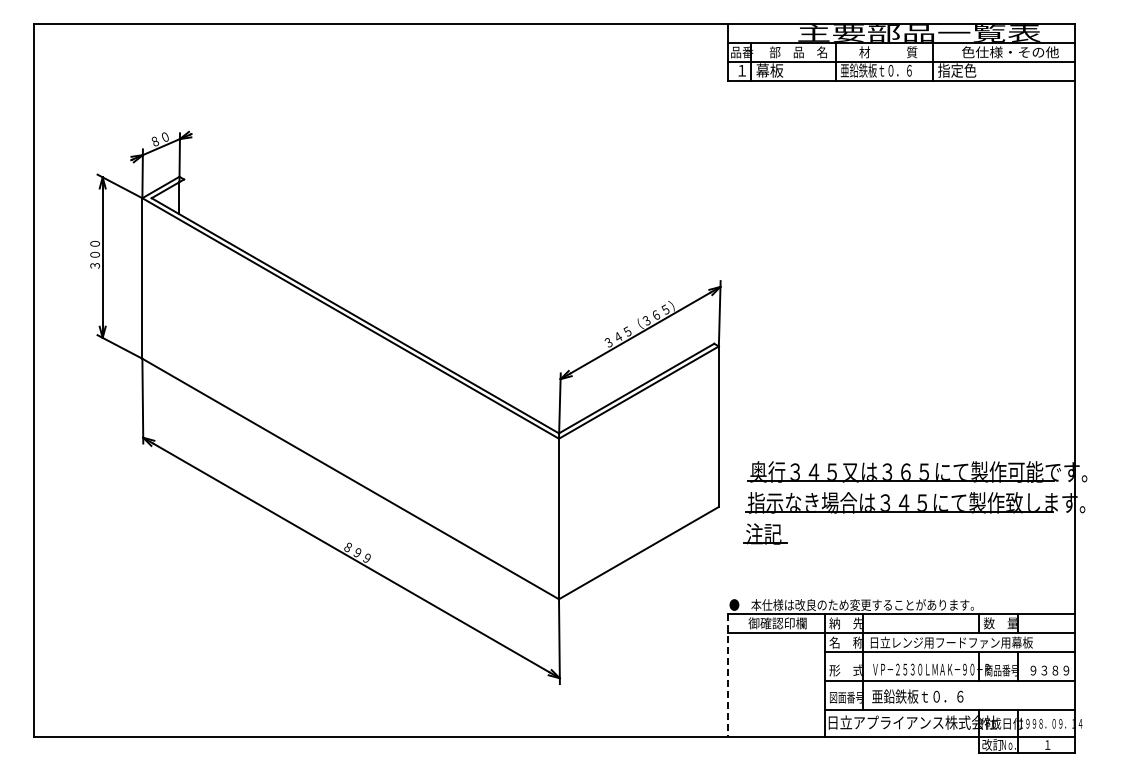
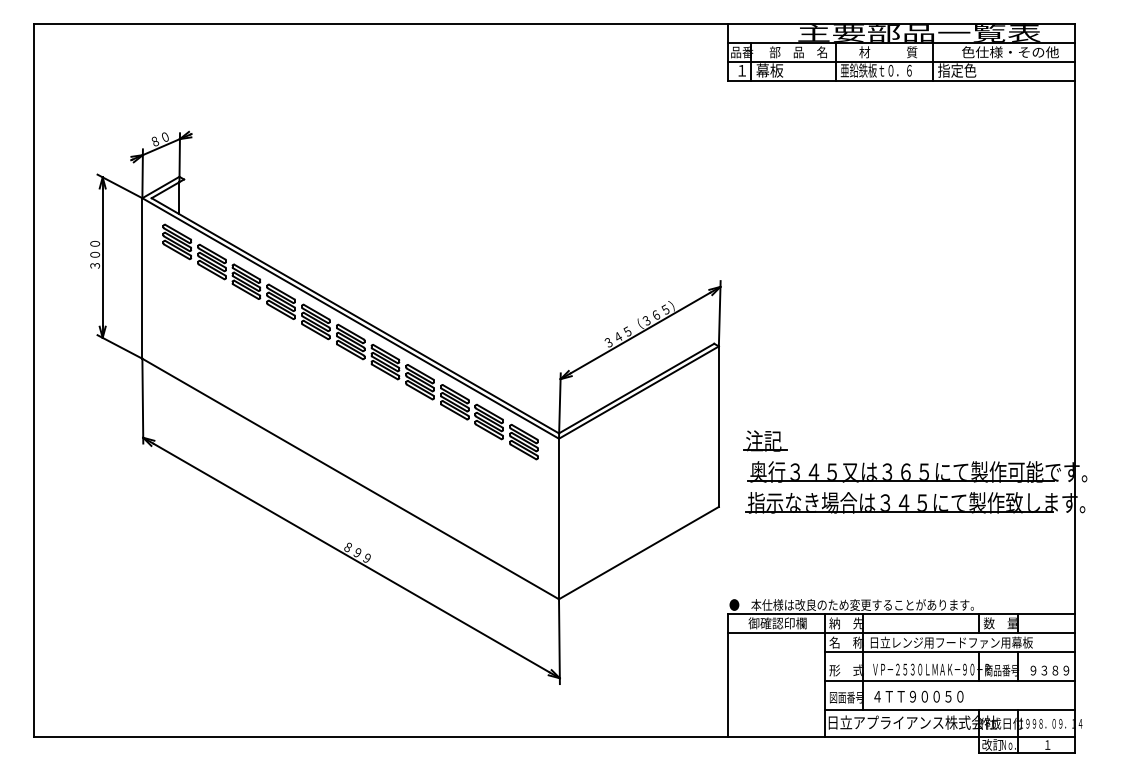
part: none -> present (350, 341)
part position: (765, 533) -> (765, 440) (765, 440)
line: dashed -> solid (728, 675)
text: 亜鉛鉄板ｔ０．６ -> ４ＴＴ９００５０ (917, 696)
